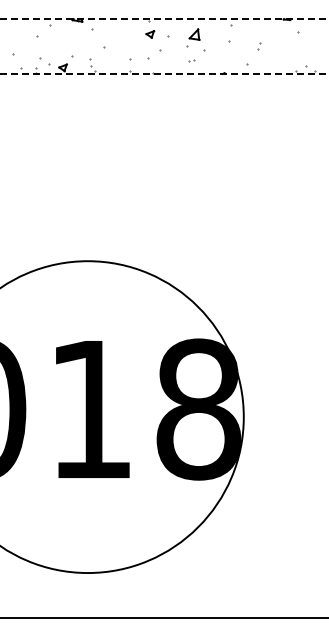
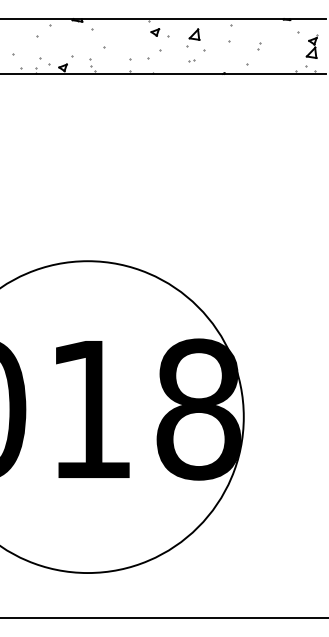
line: dashed -> solid (162, 19)
part position: (150, 34) -> (155, 32) (155, 32)
part: none -> present (311, 46)
line: dashed -> solid (162, 73)
